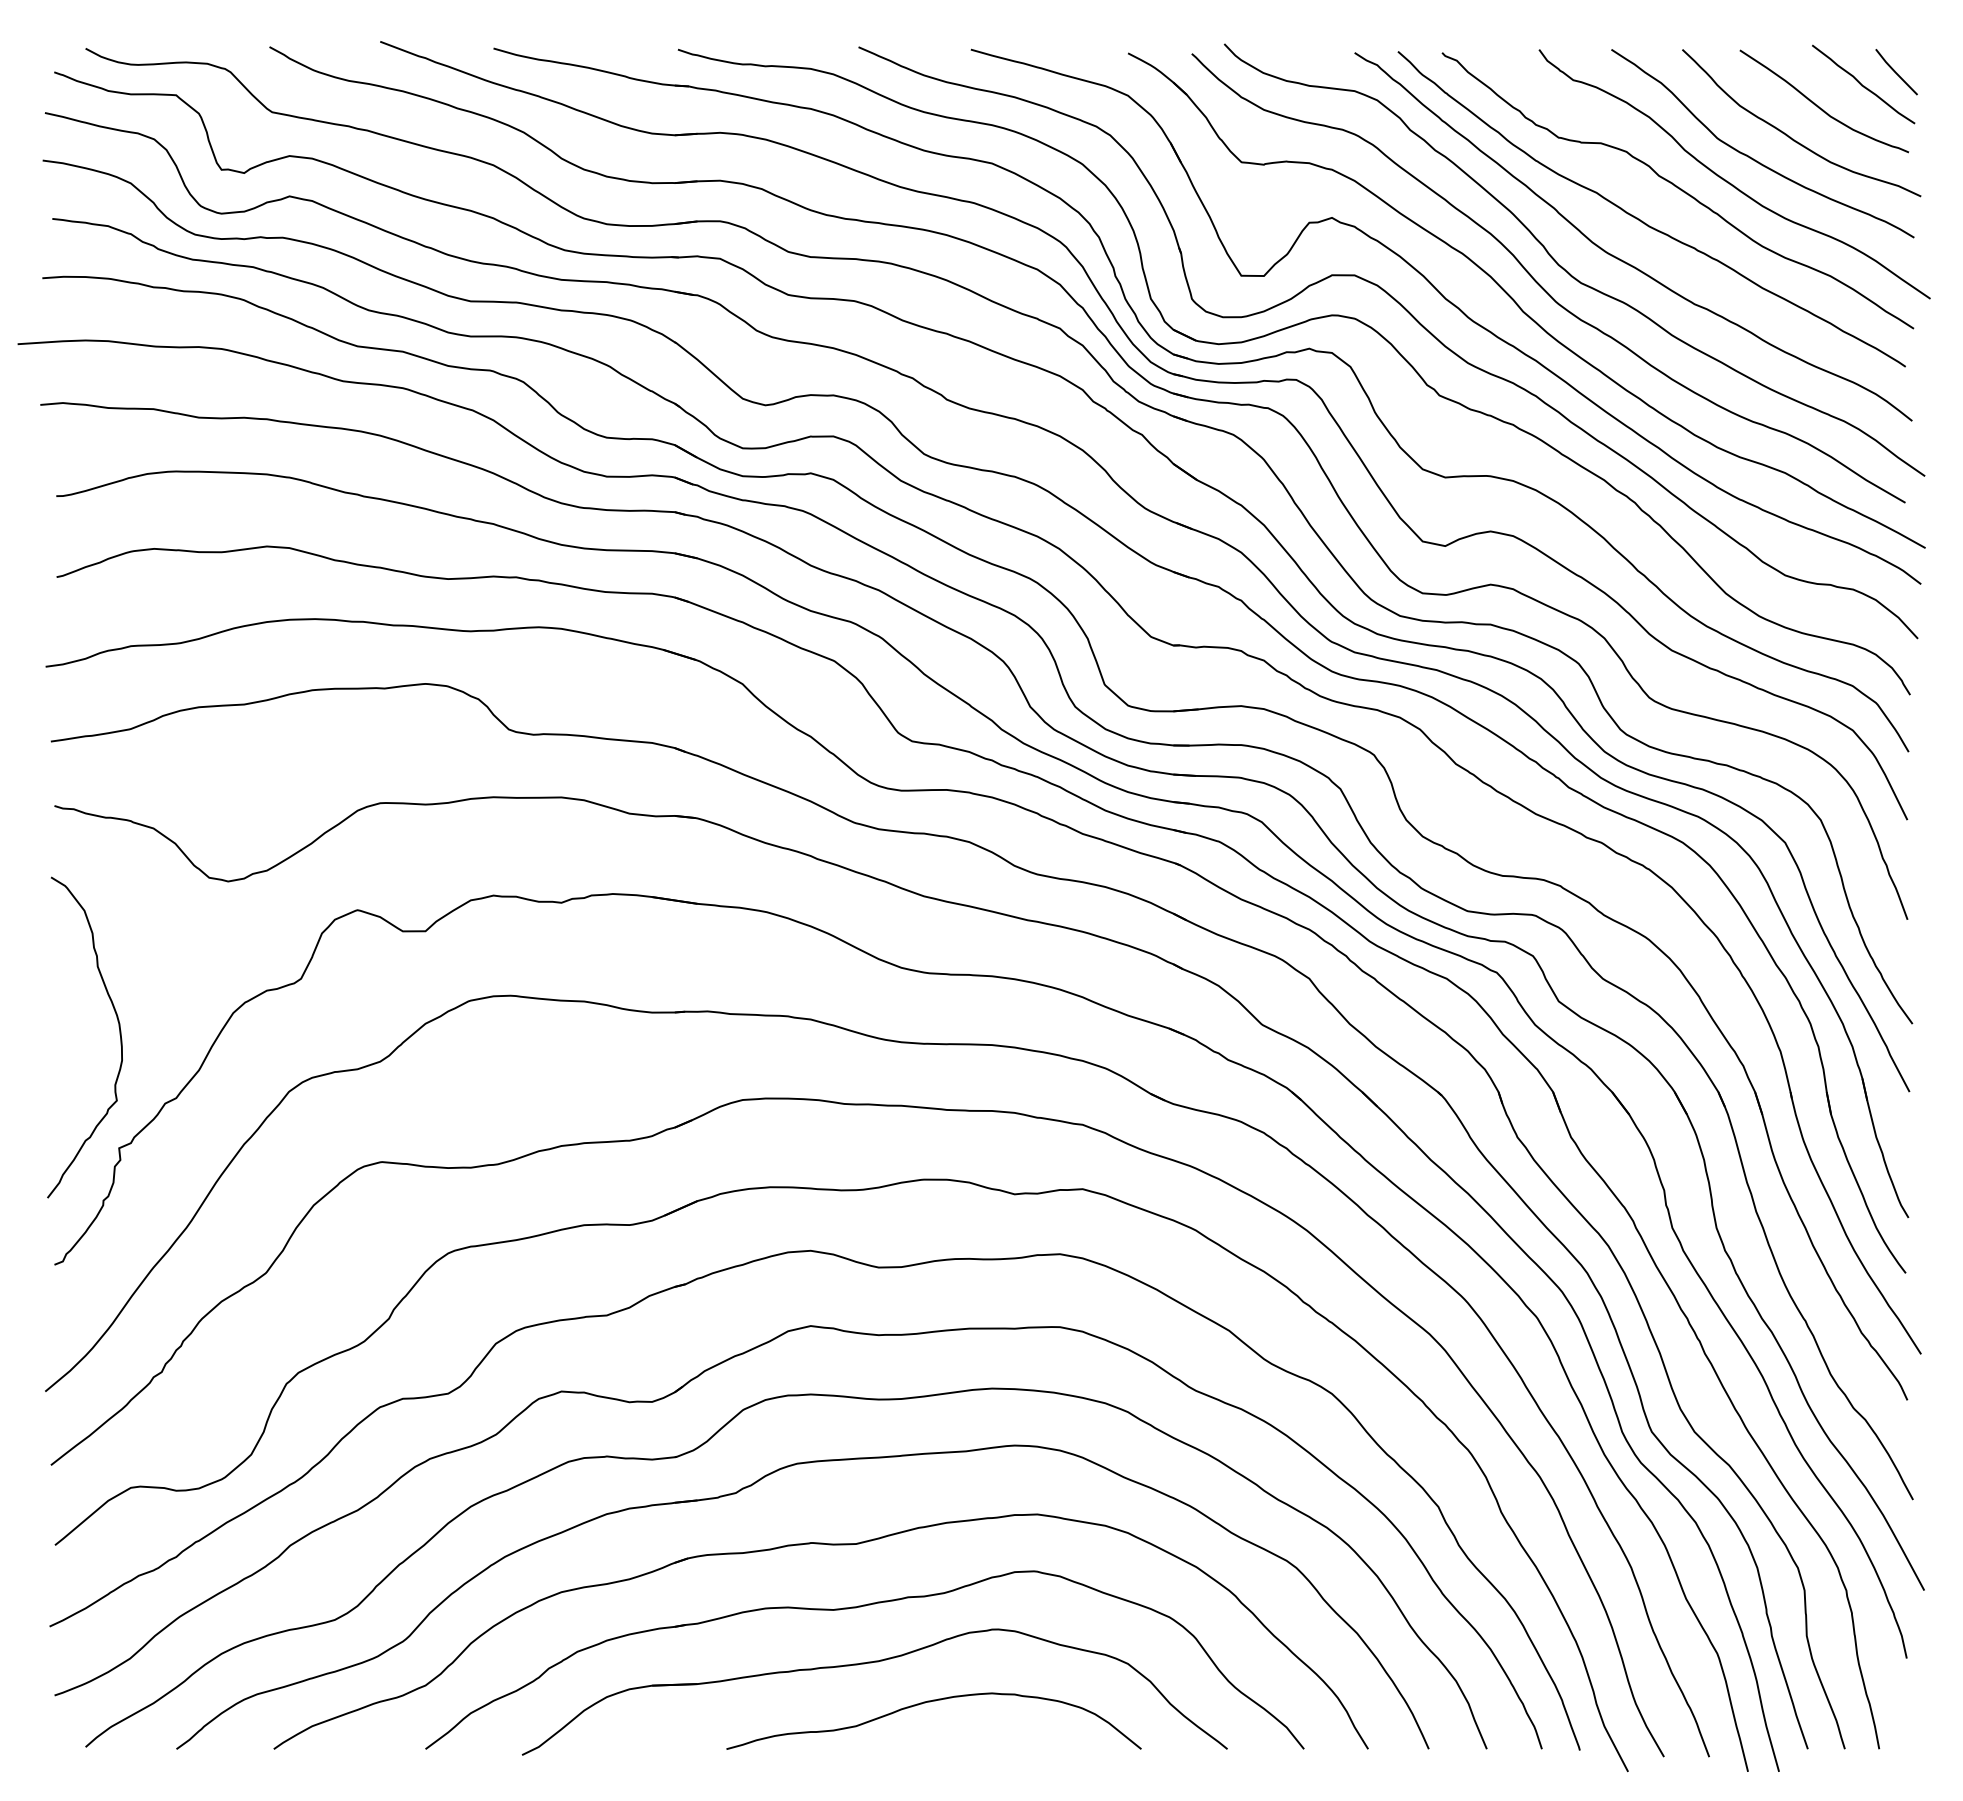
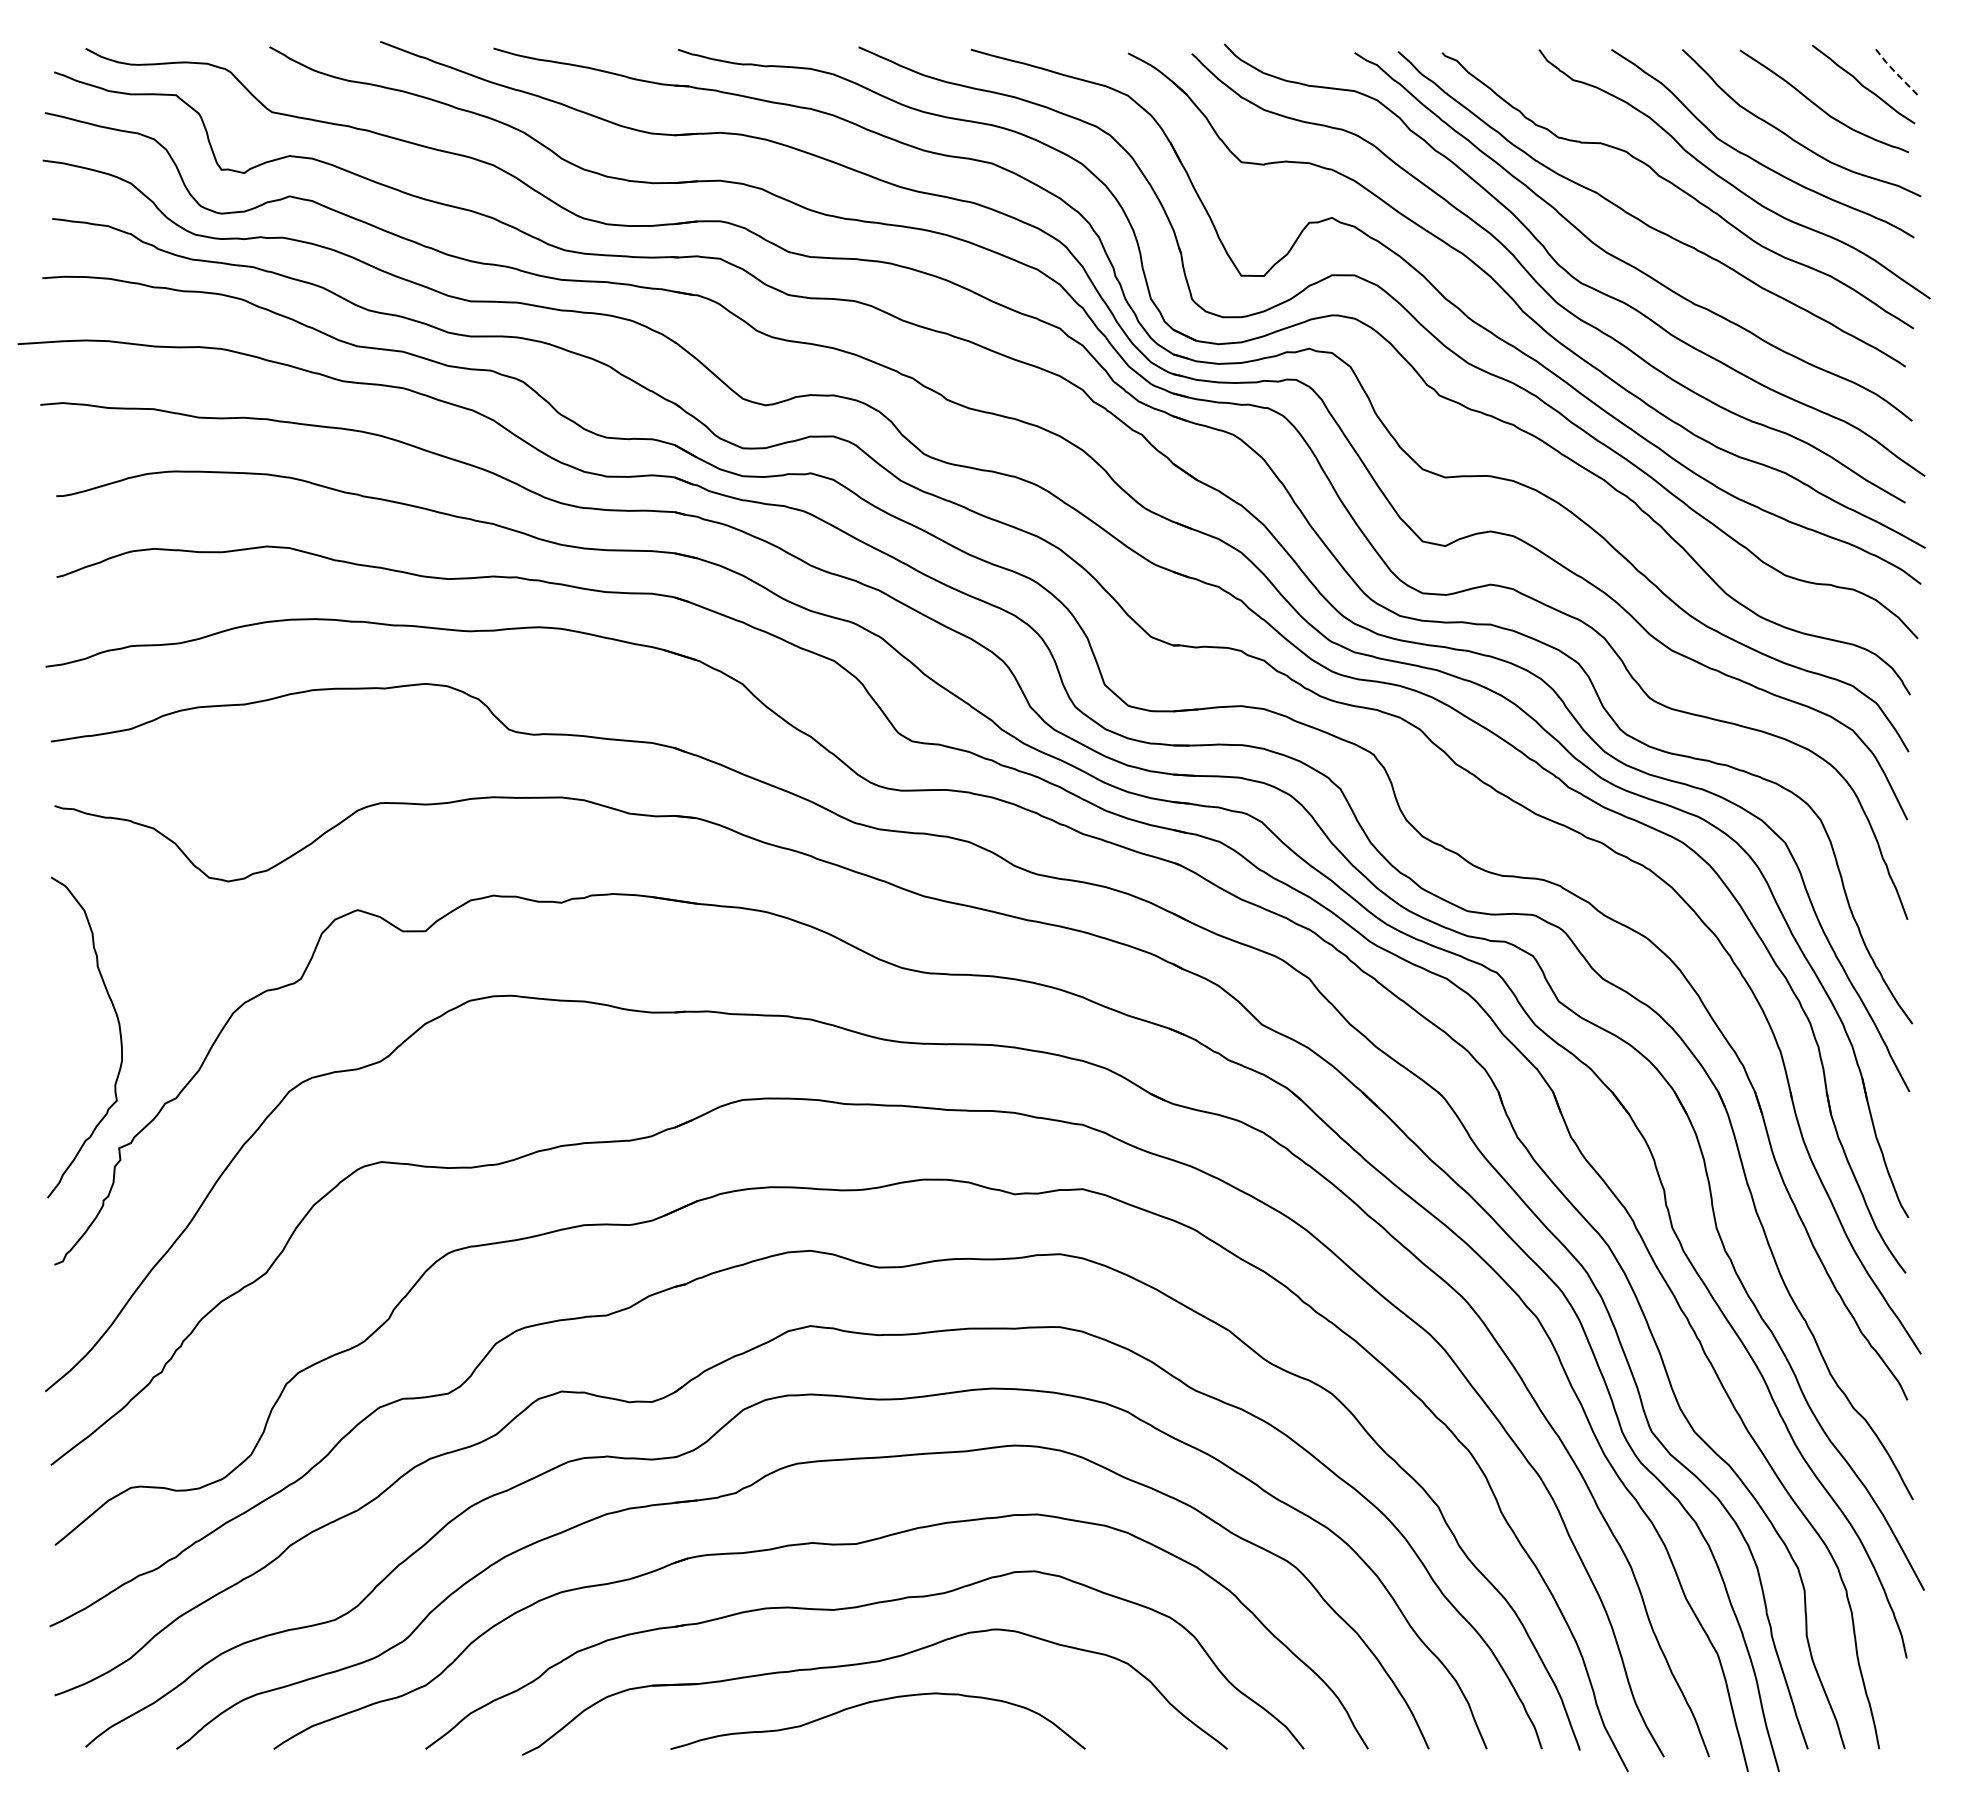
line: solid -> dashed (1895, 72)
curve position: (930, 1702) -> (874, 1702) (874, 1702)
